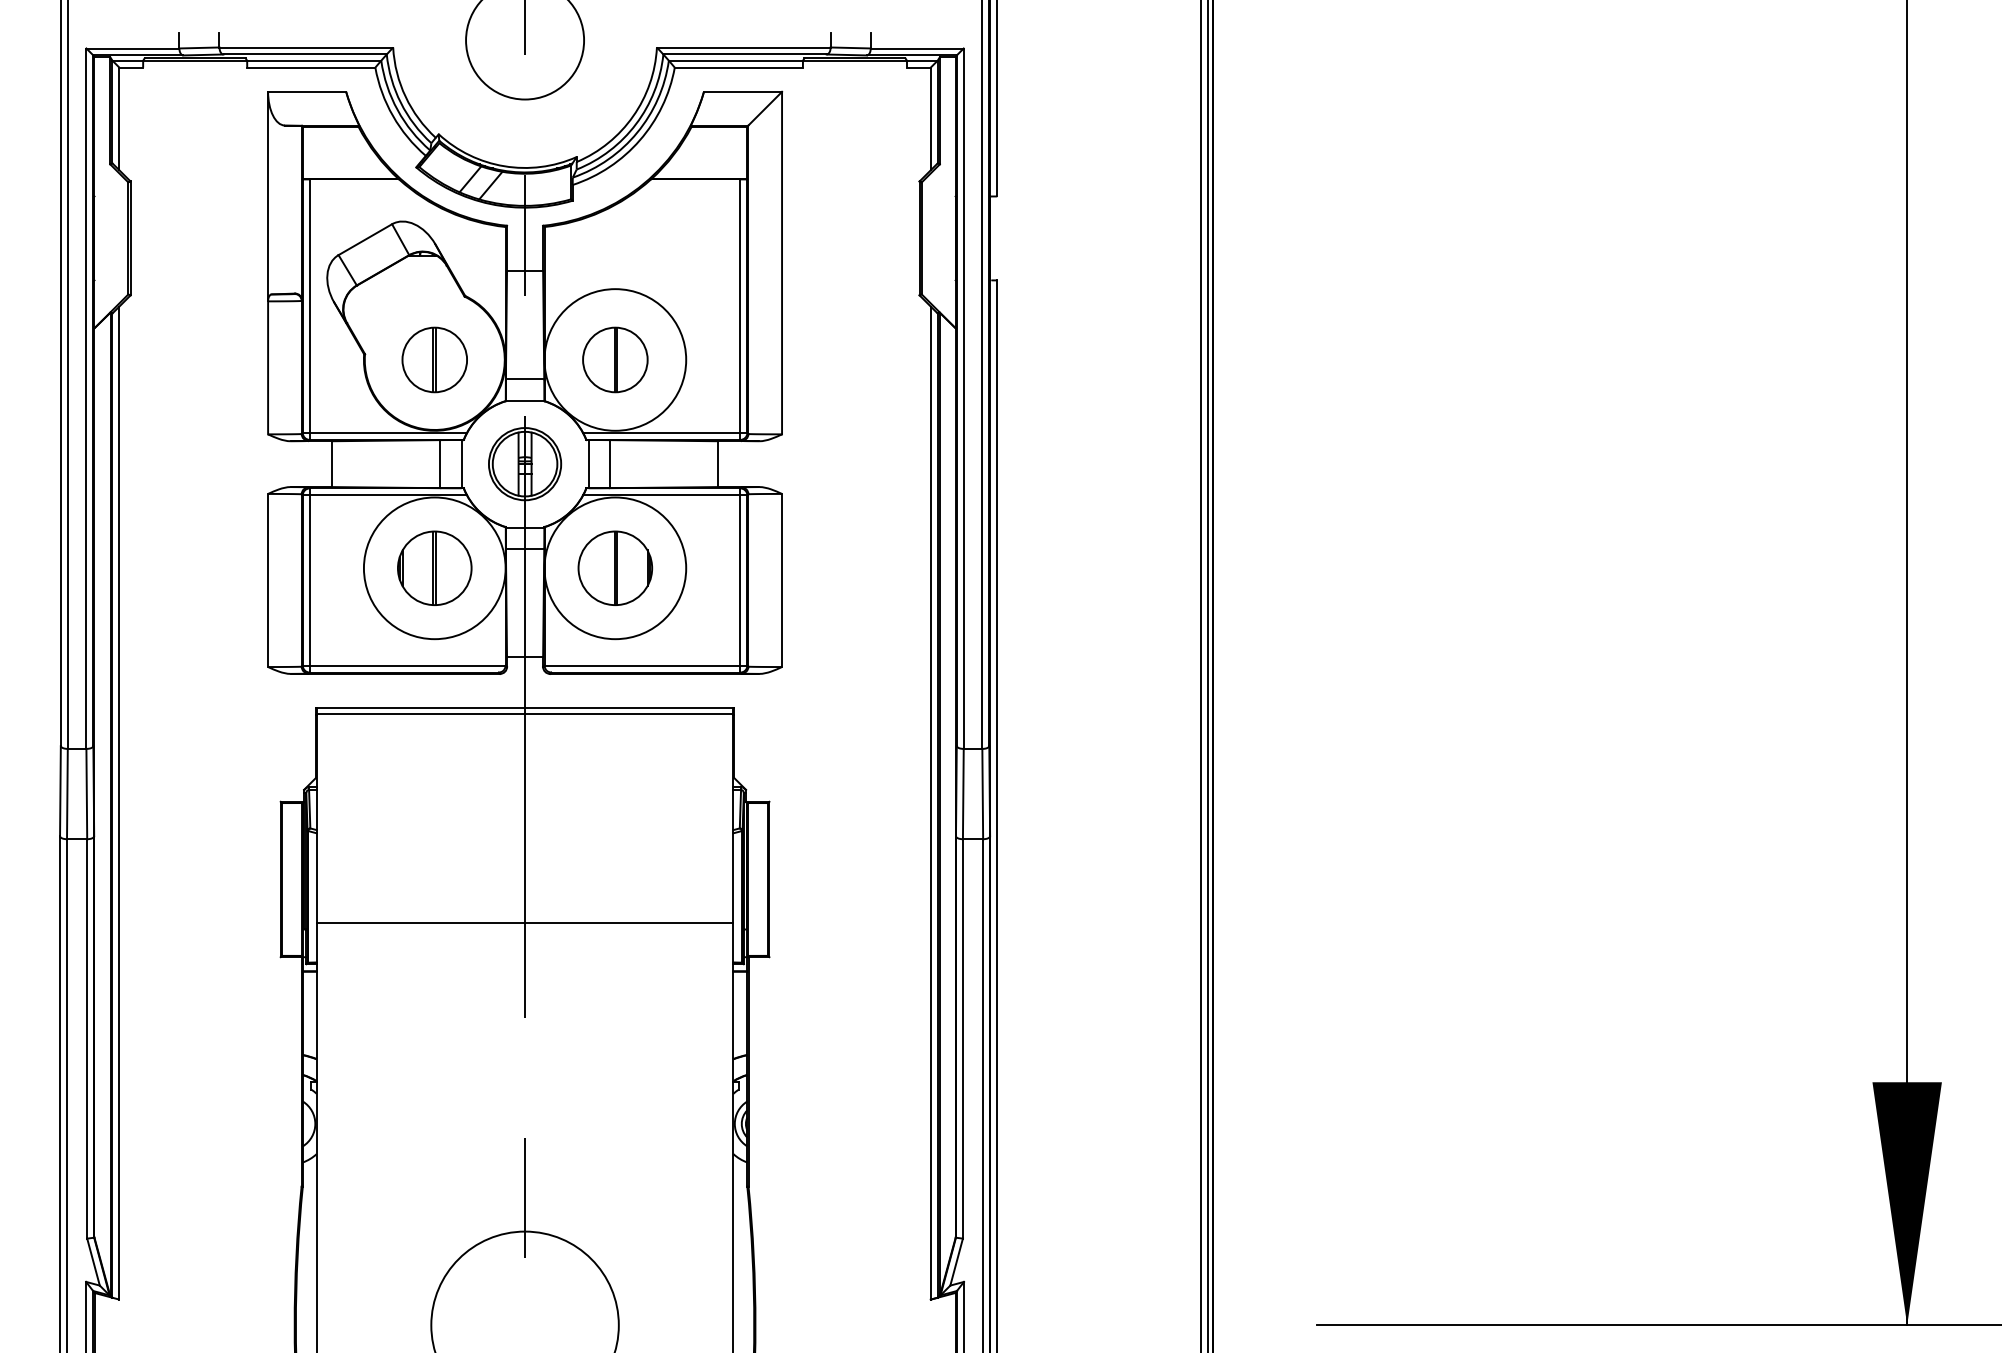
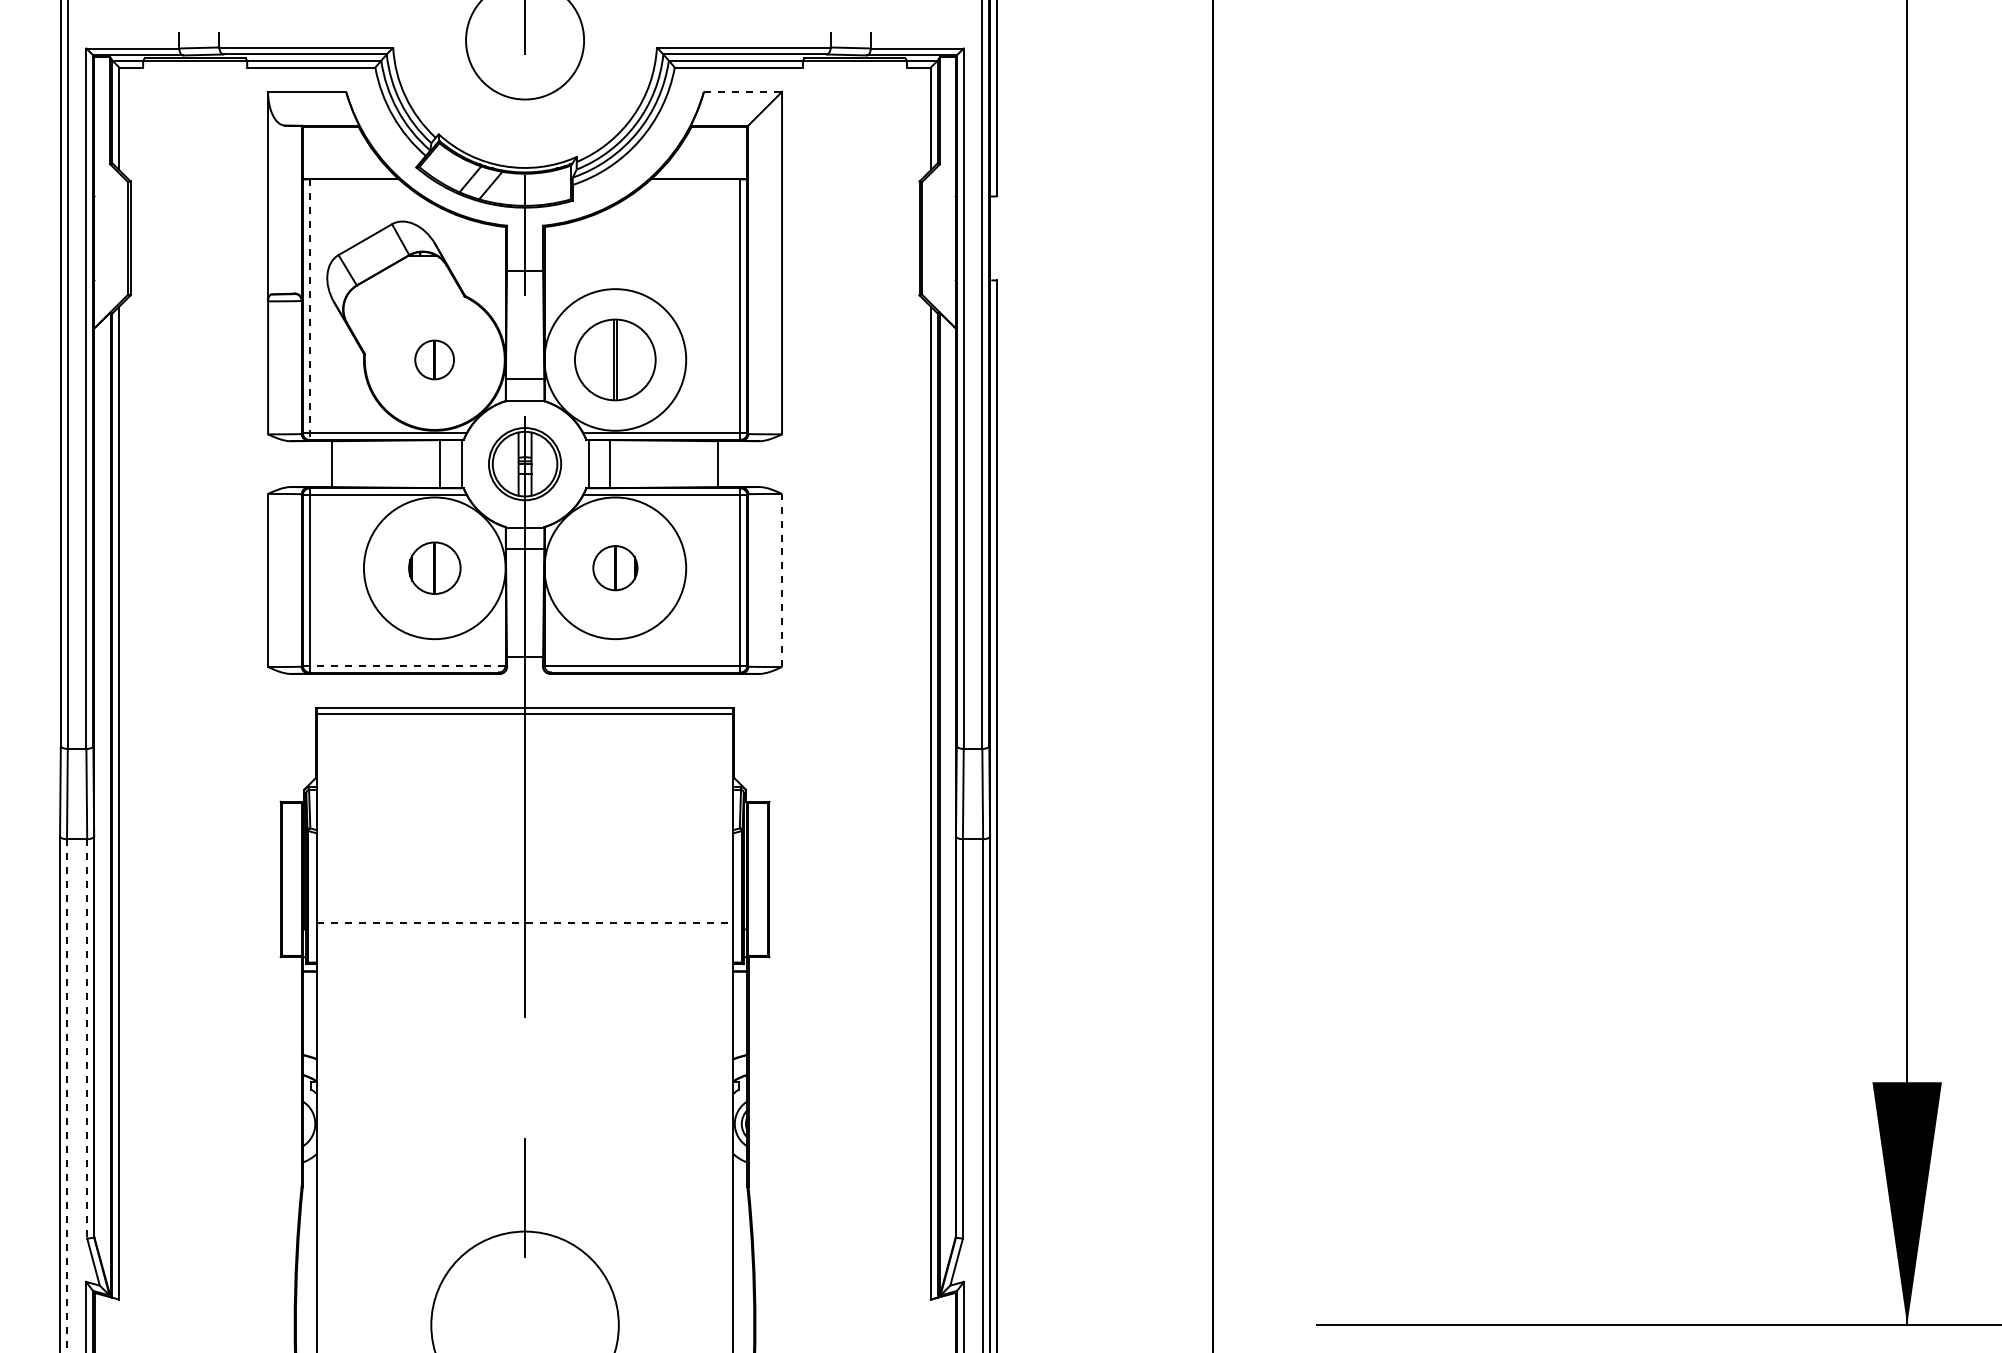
line: solid -> dashed (743, 91)
line: solid -> dashed (309, 310)
part size: 67x68 px -> 41x42 px (434, 359)
part size: 67x68 px -> 83x84 px (615, 359)
part size: 76x76 px -> 54x54 px (434, 567)
part size: 77x76 px -> 47x47 px (615, 568)
line: solid -> dashed (782, 580)
line: solid -> dashed (404, 665)
line: present -> none (1200, 675)
line: present -> none (1207, 675)
line: solid -> dashed (525, 922)
line: solid -> dashed (87, 1038)
line: solid -> dashed (67, 1096)
